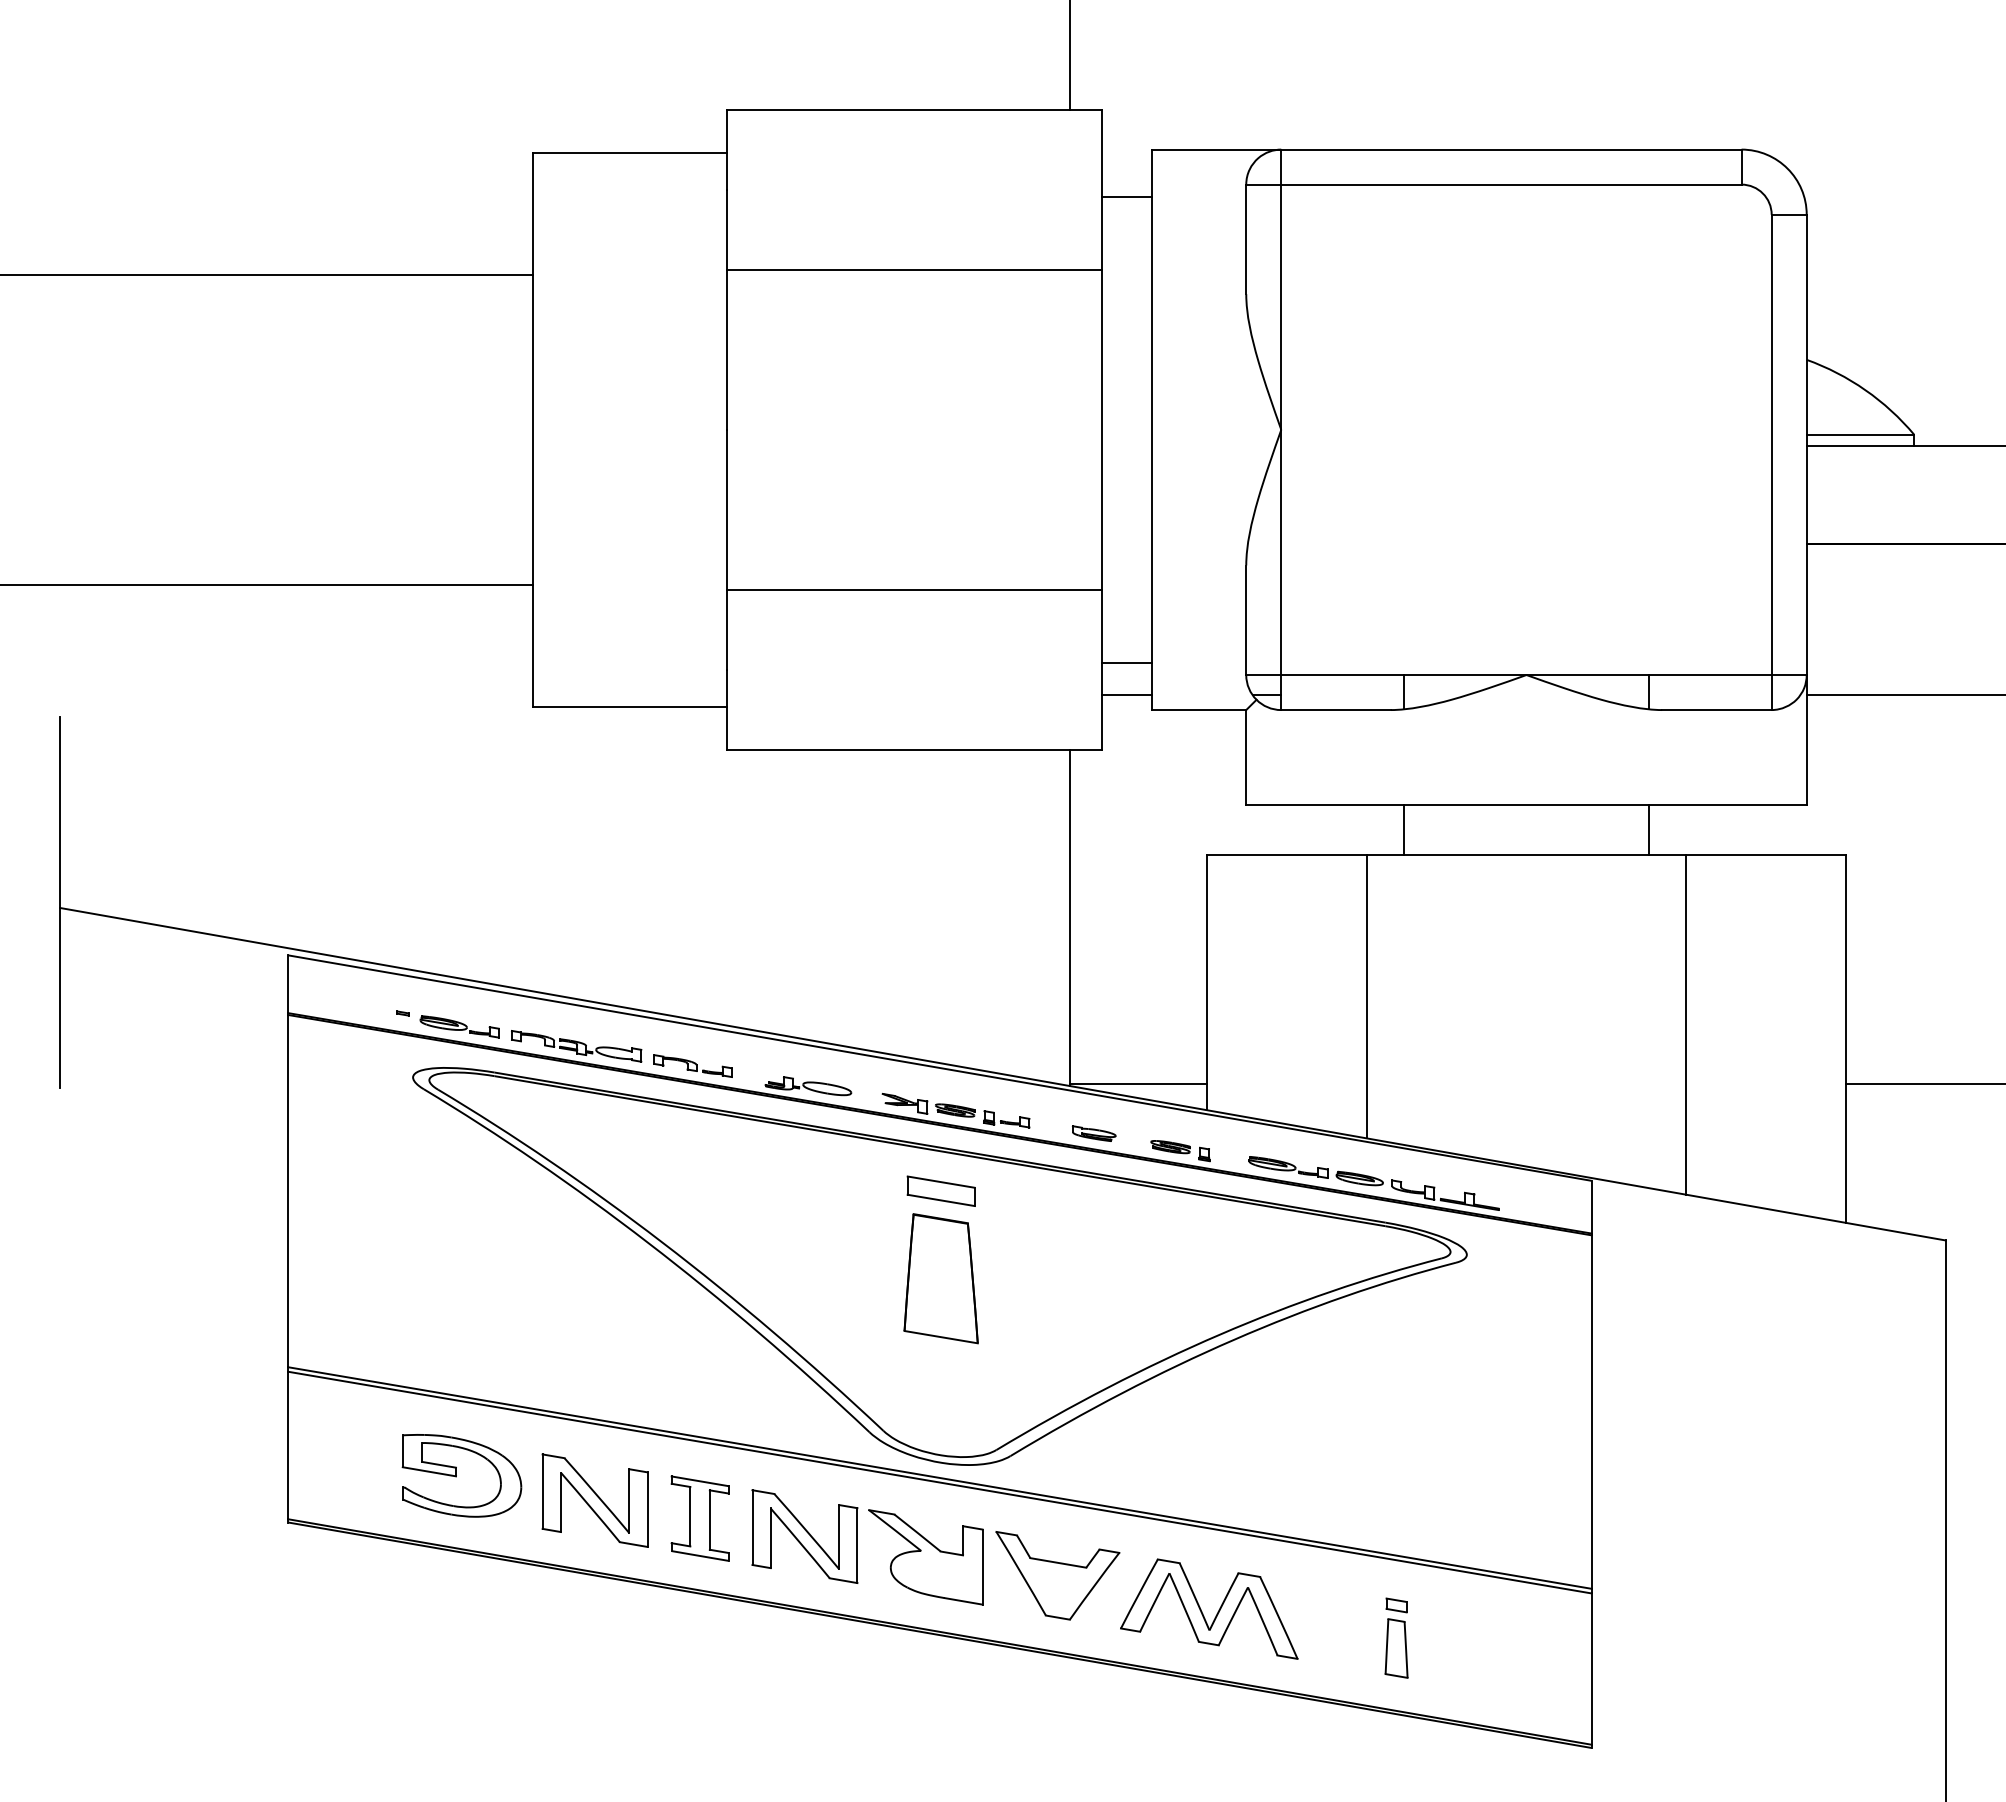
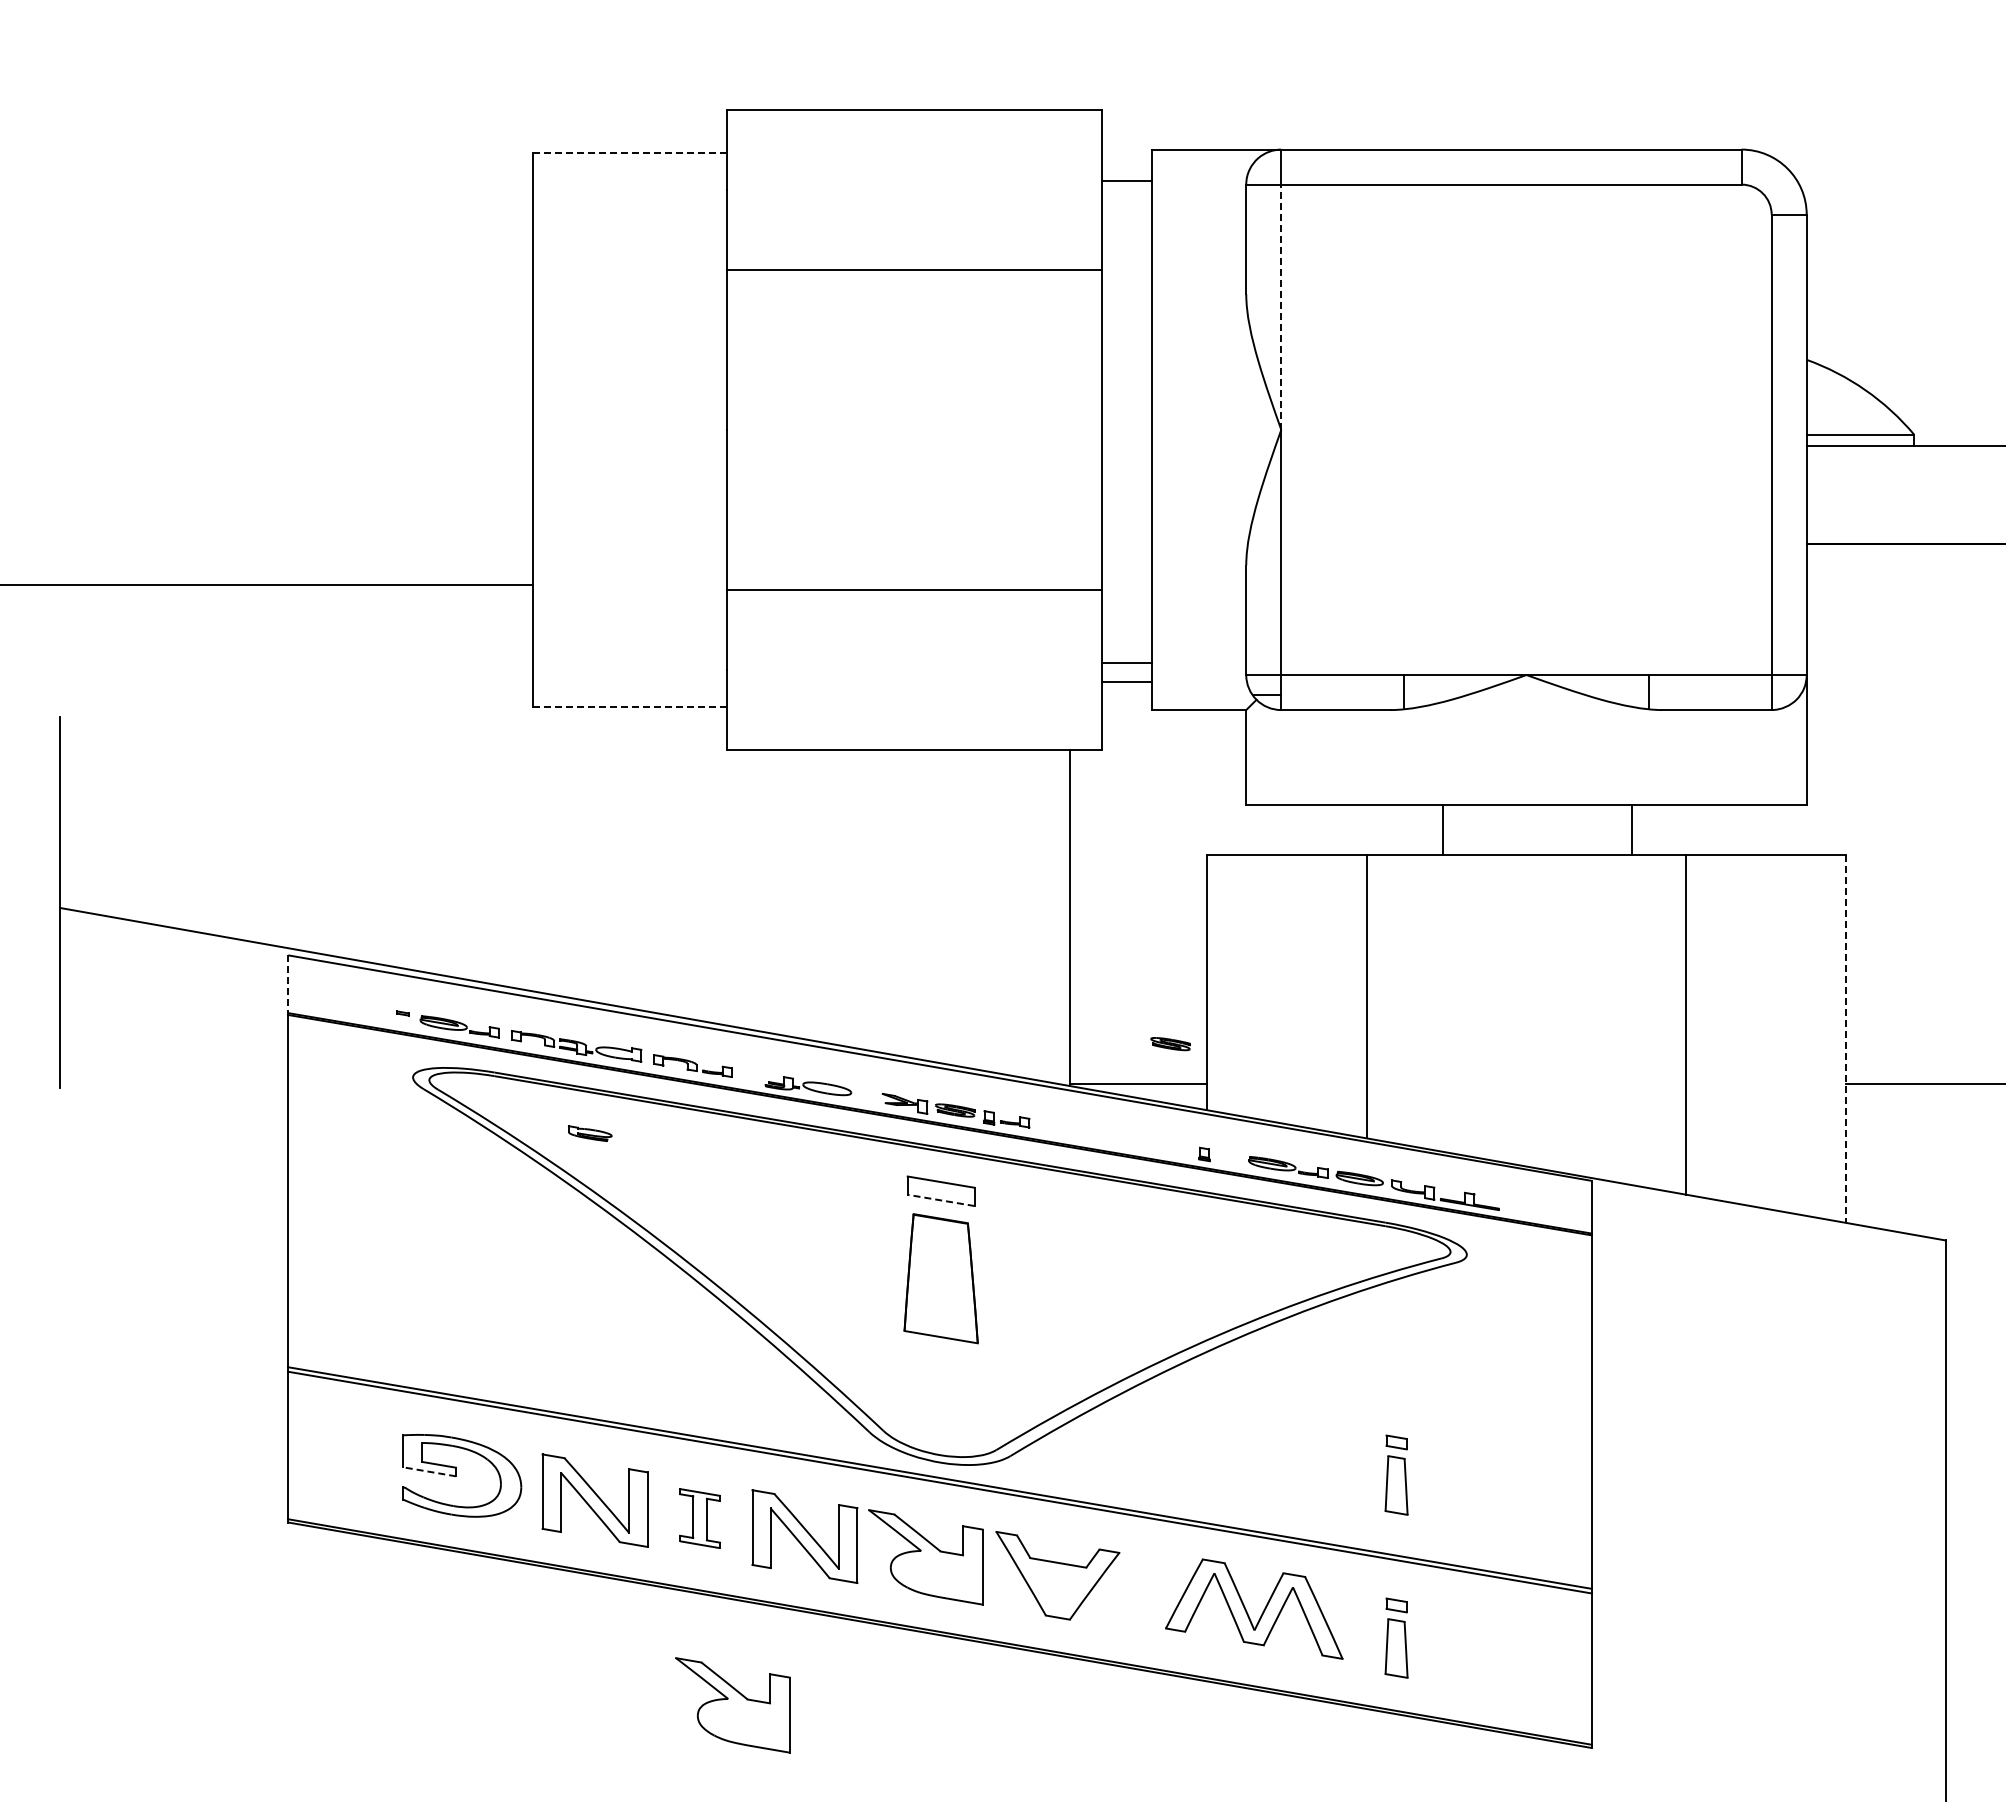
line: present -> none (1070, 56)
line: solid -> dashed (629, 152)
line position: (1126, 197) -> (1126, 181) (1126, 181)
line: present -> none (267, 274)
line: solid -> dashed (1281, 307)
line position: (1126, 695) -> (1126, 682) (1126, 682)
line: present -> none (1904, 695)
line: solid -> dashed (629, 706)
line position: (1404, 829) -> (1443, 829) (1443, 829)
line position: (1648, 829) -> (1631, 829) (1631, 829)
line: solid -> dashed (288, 984)
line: solid -> dashed (1846, 1039)
part position: (1094, 1133) -> (590, 1133) (590, 1133)
part position: (1170, 1147) -> (1170, 1044) (1170, 1044)
line: solid -> dashed (941, 1200)
line: solid -> dashed (428, 1471)
part: none -> present (1396, 1474)
part size: 60x87 px -> 42x61 px (699, 1518)
part position: (1202, 1611) -> (1247, 1611) (1247, 1611)
part: none -> present (732, 1705)
